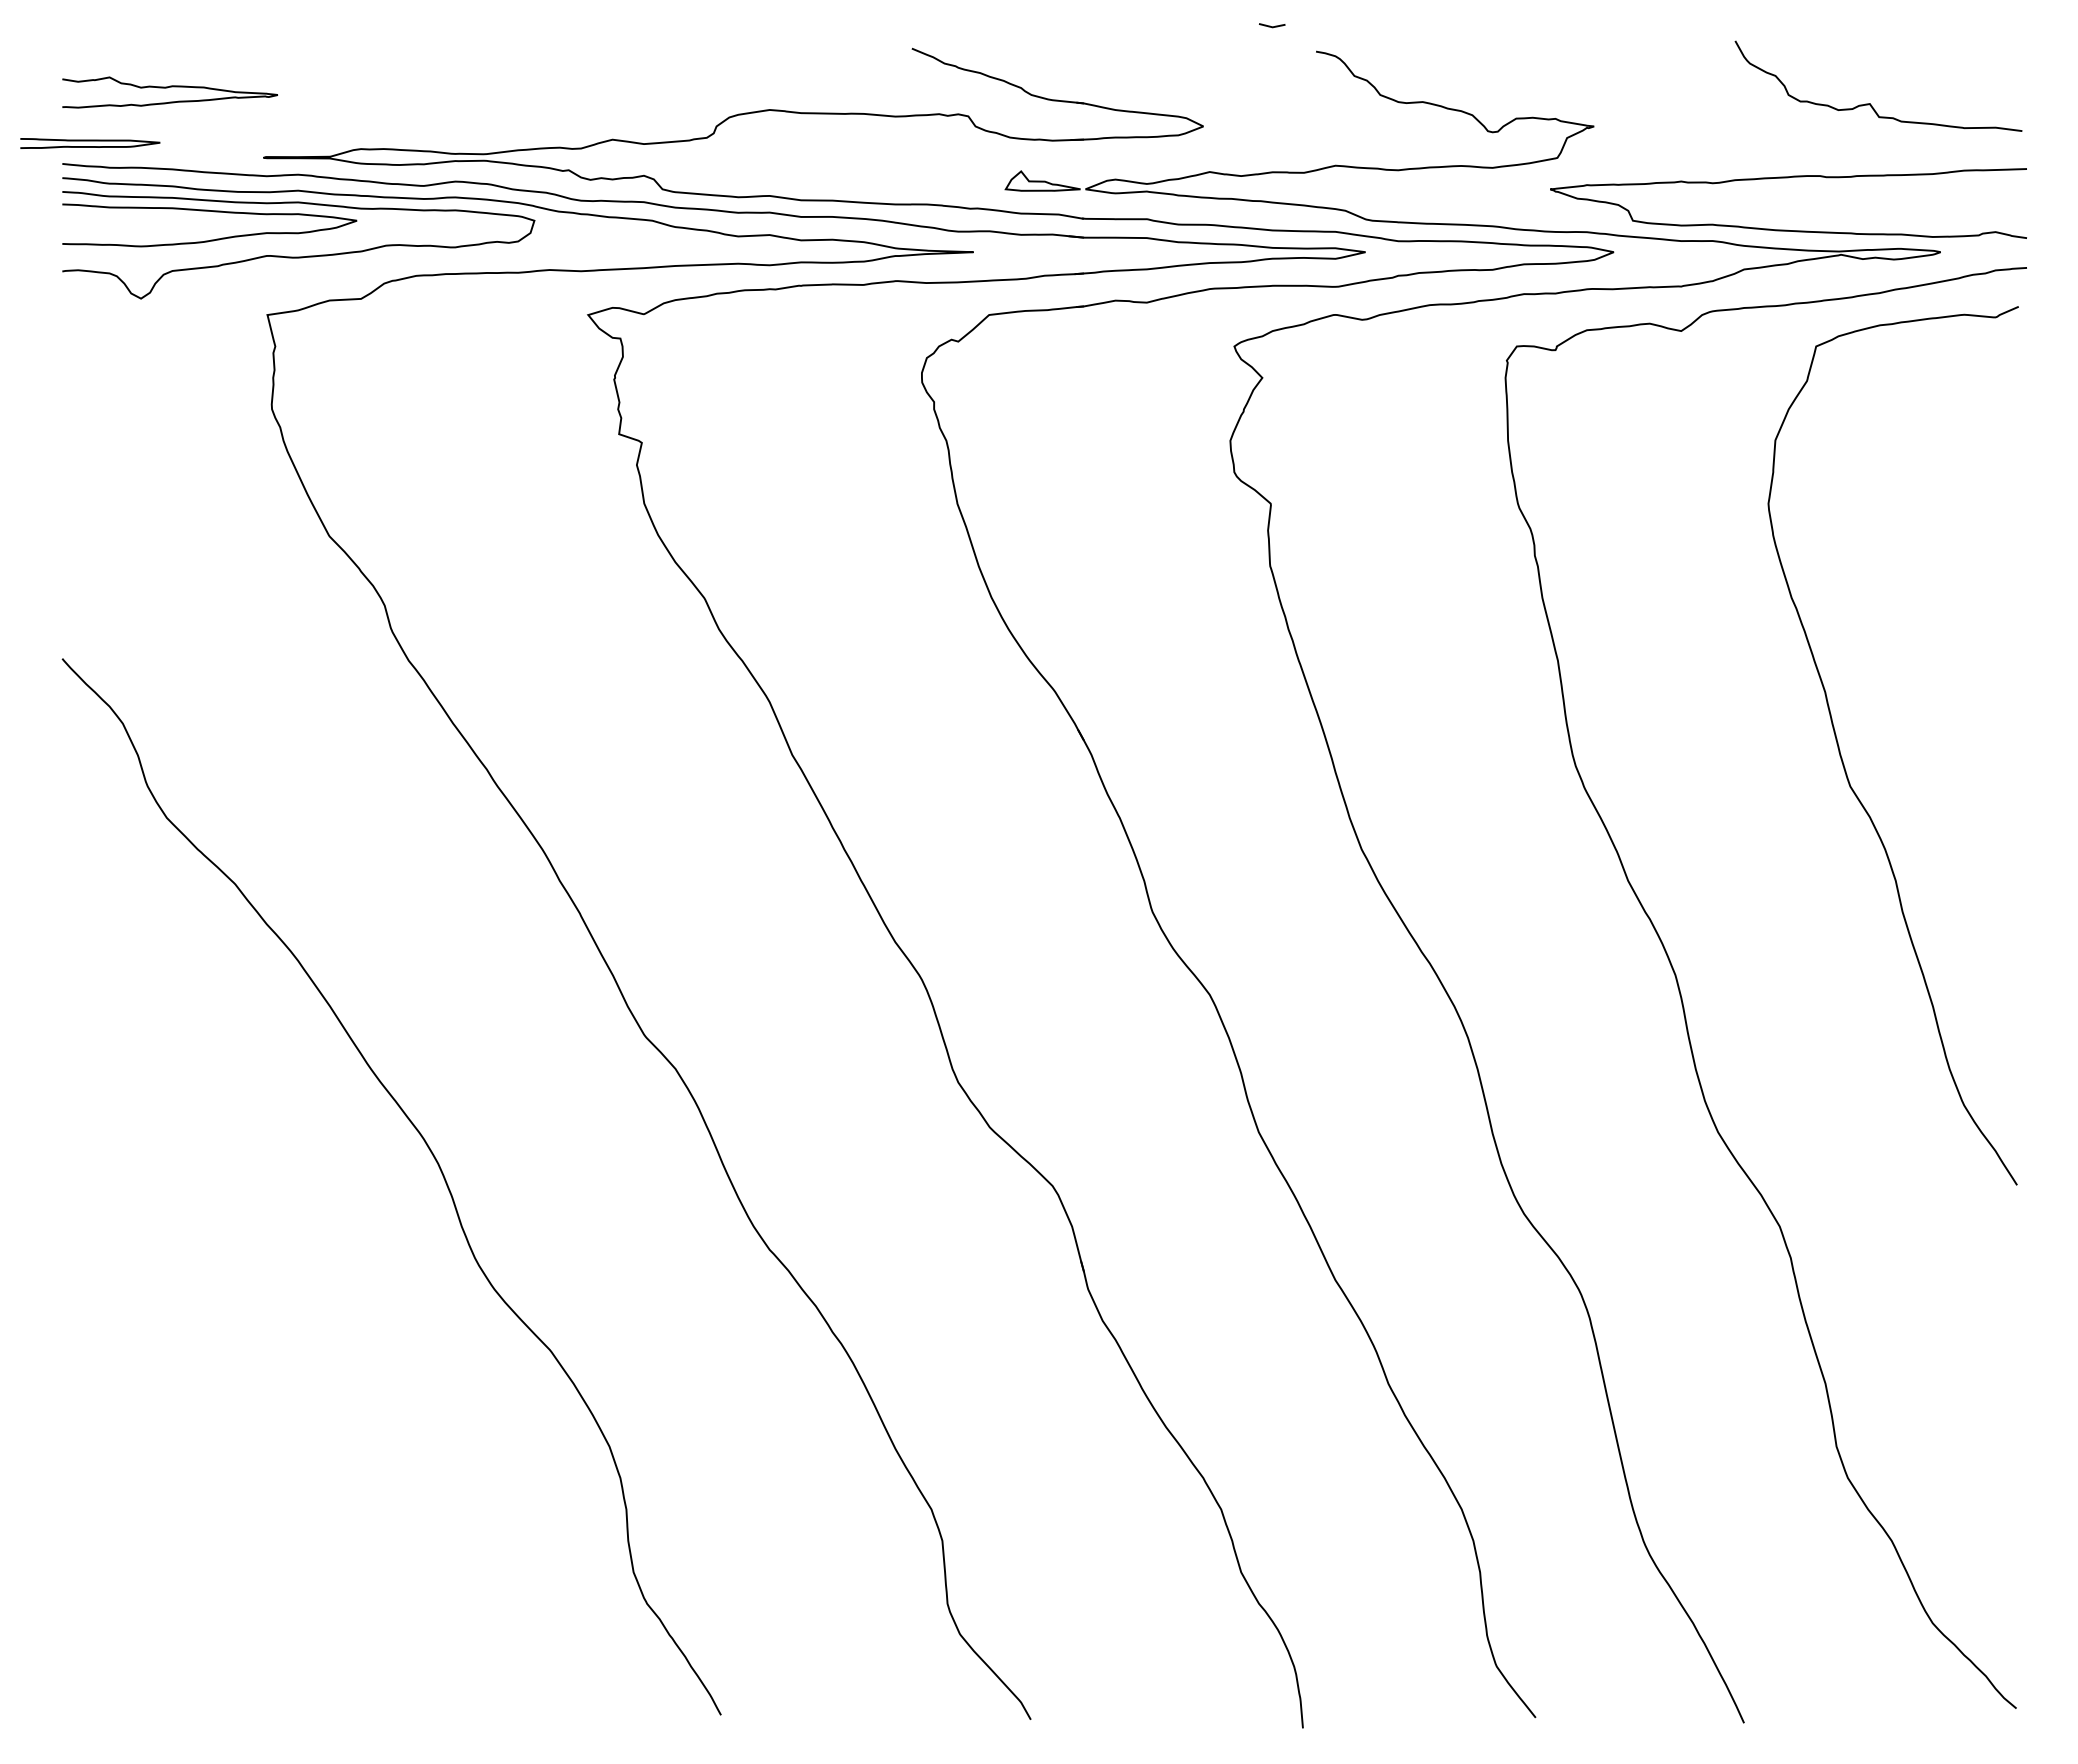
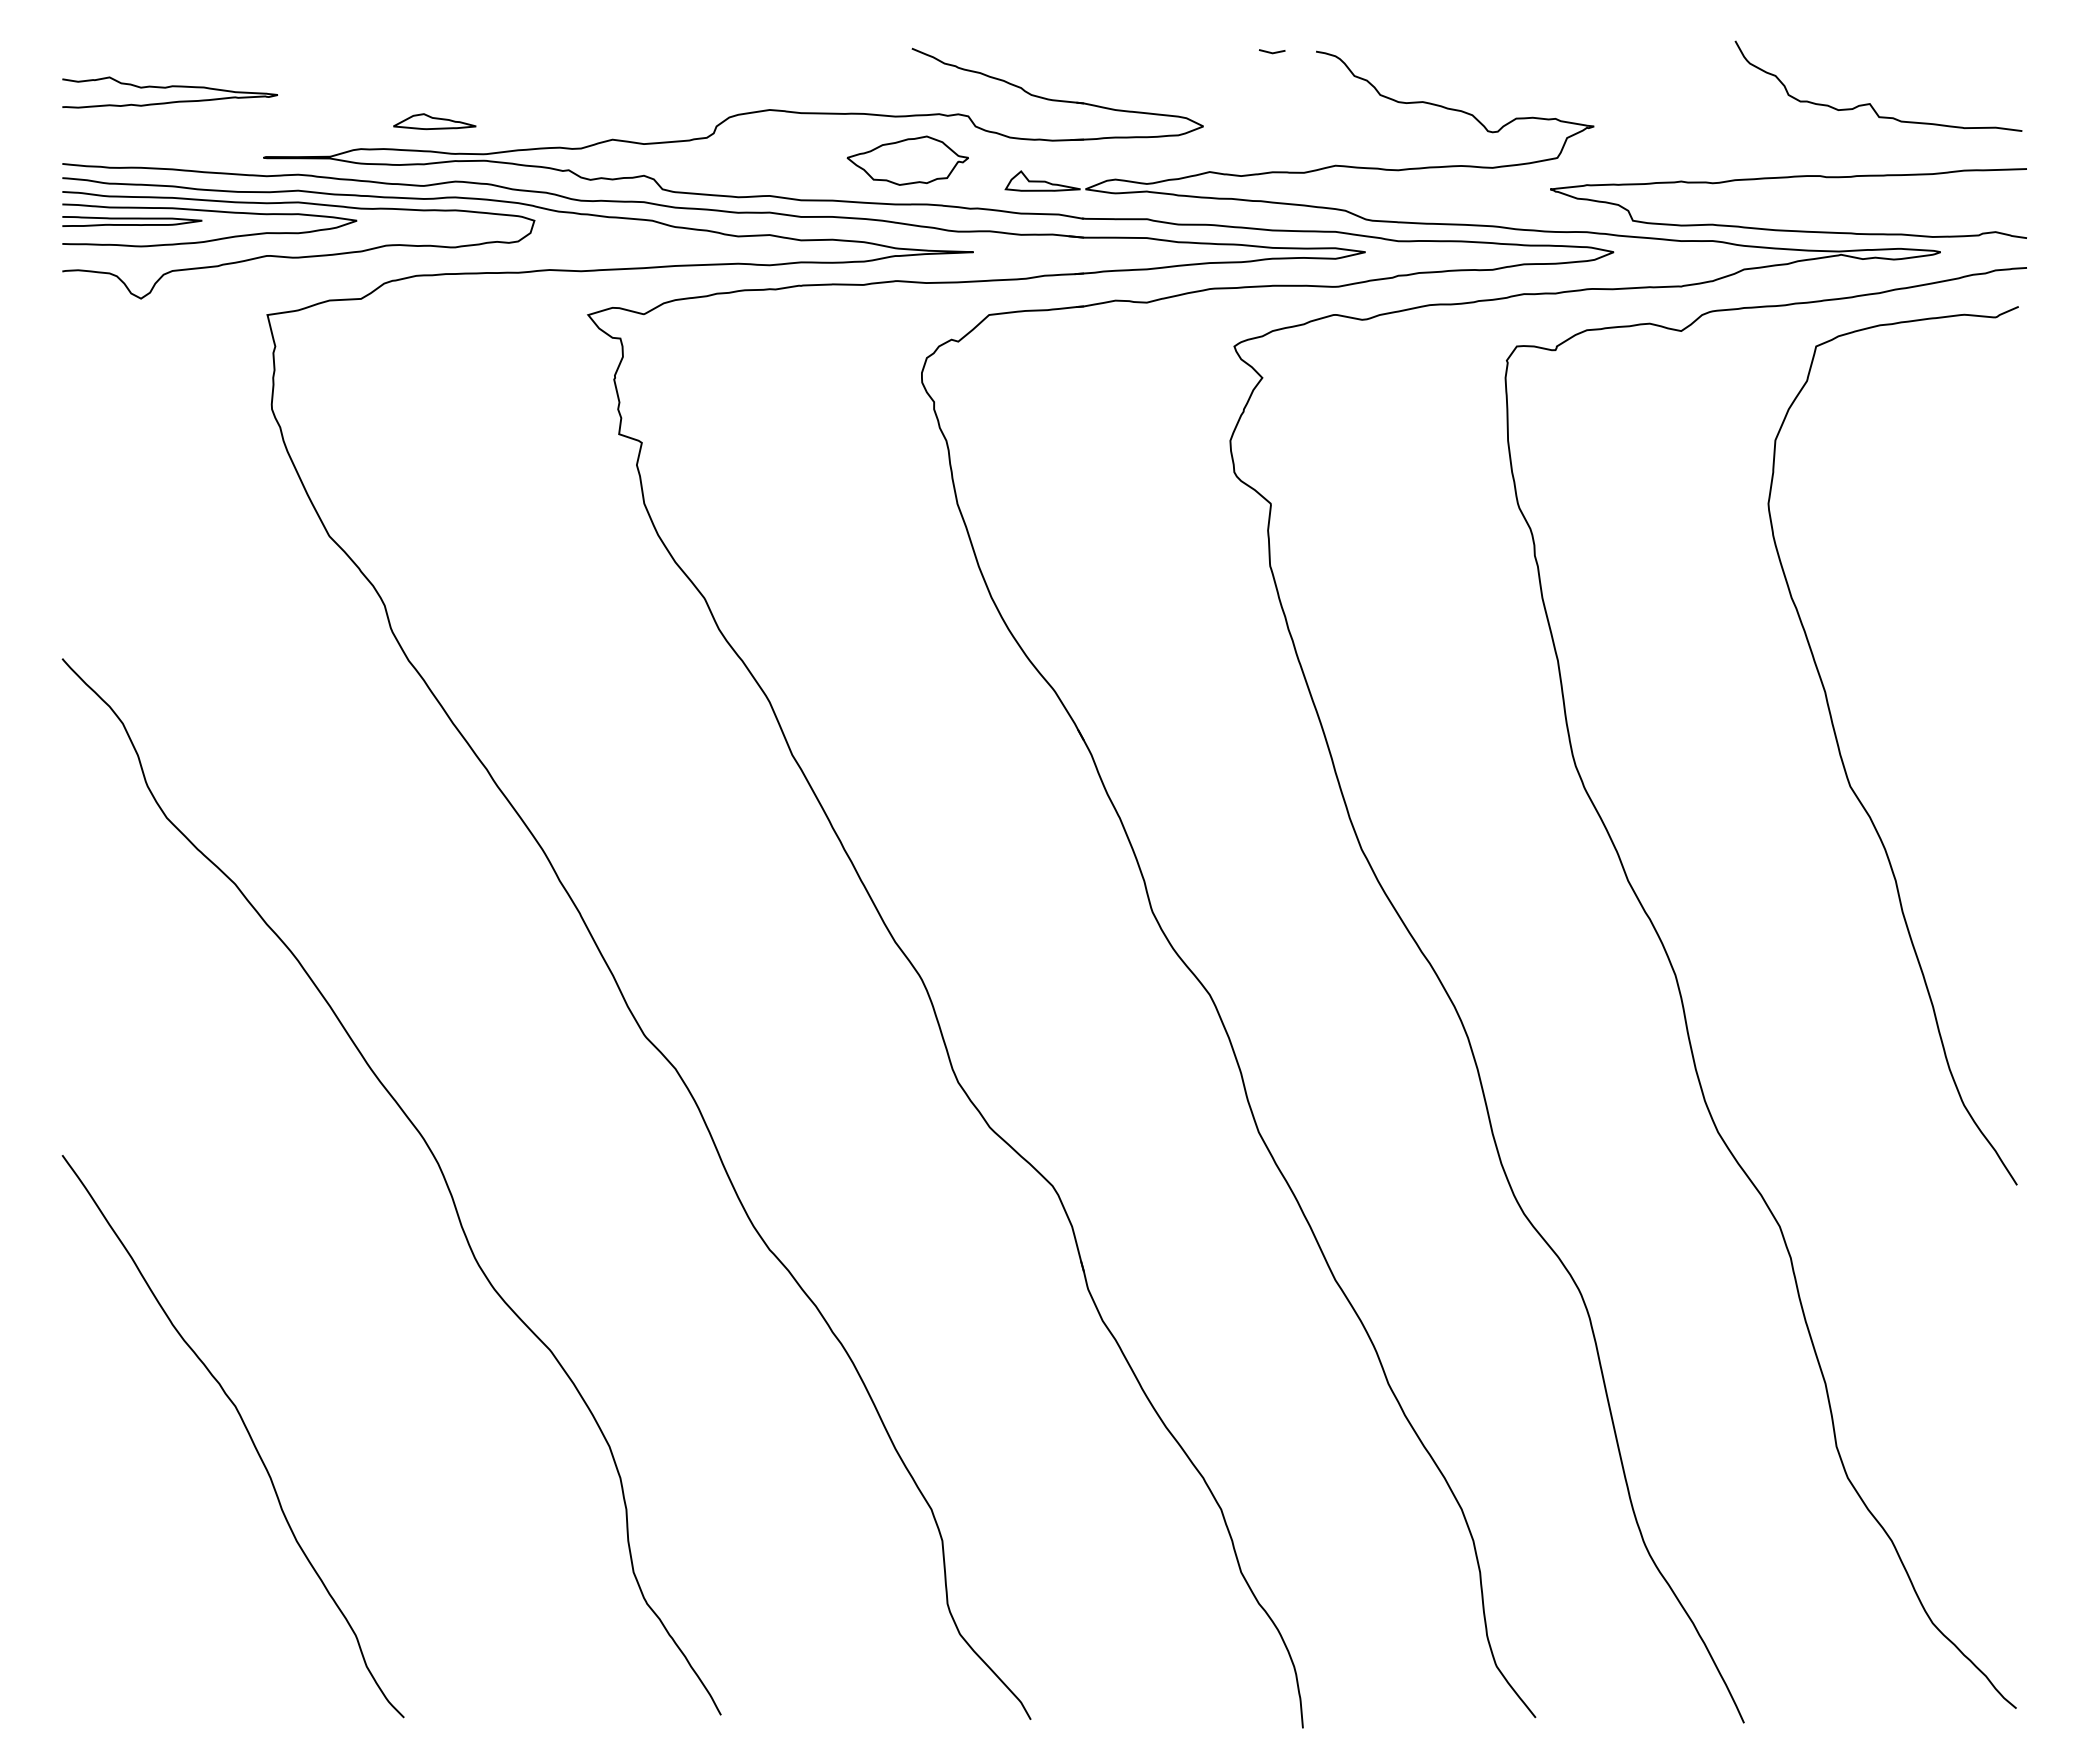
line position: (1272, 26) -> (1272, 52) (1272, 52)
part: none -> present (434, 121)
curve position: (90, 141) -> (132, 219) (132, 219)
part: none -> present (907, 160)
curve: none -> present (246, 1430)
